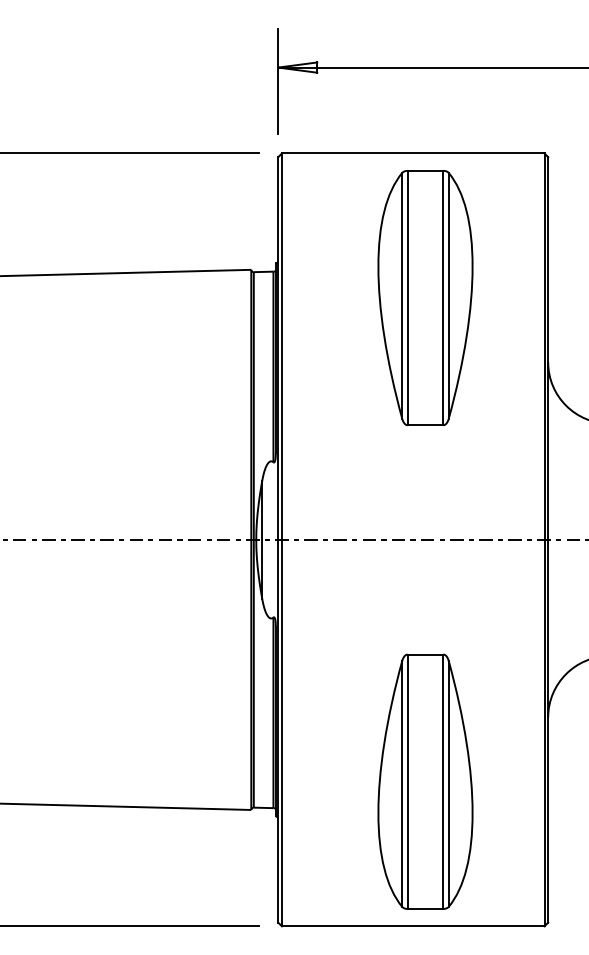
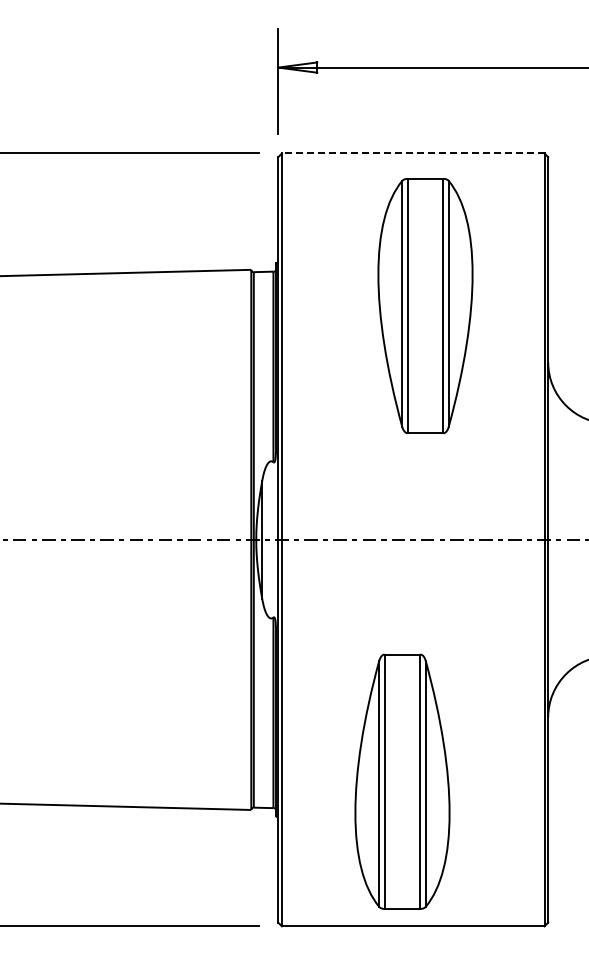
line: solid -> dashed (412, 153)
part position: (425, 297) -> (425, 305) (425, 305)
part position: (425, 781) -> (402, 781) (402, 781)
